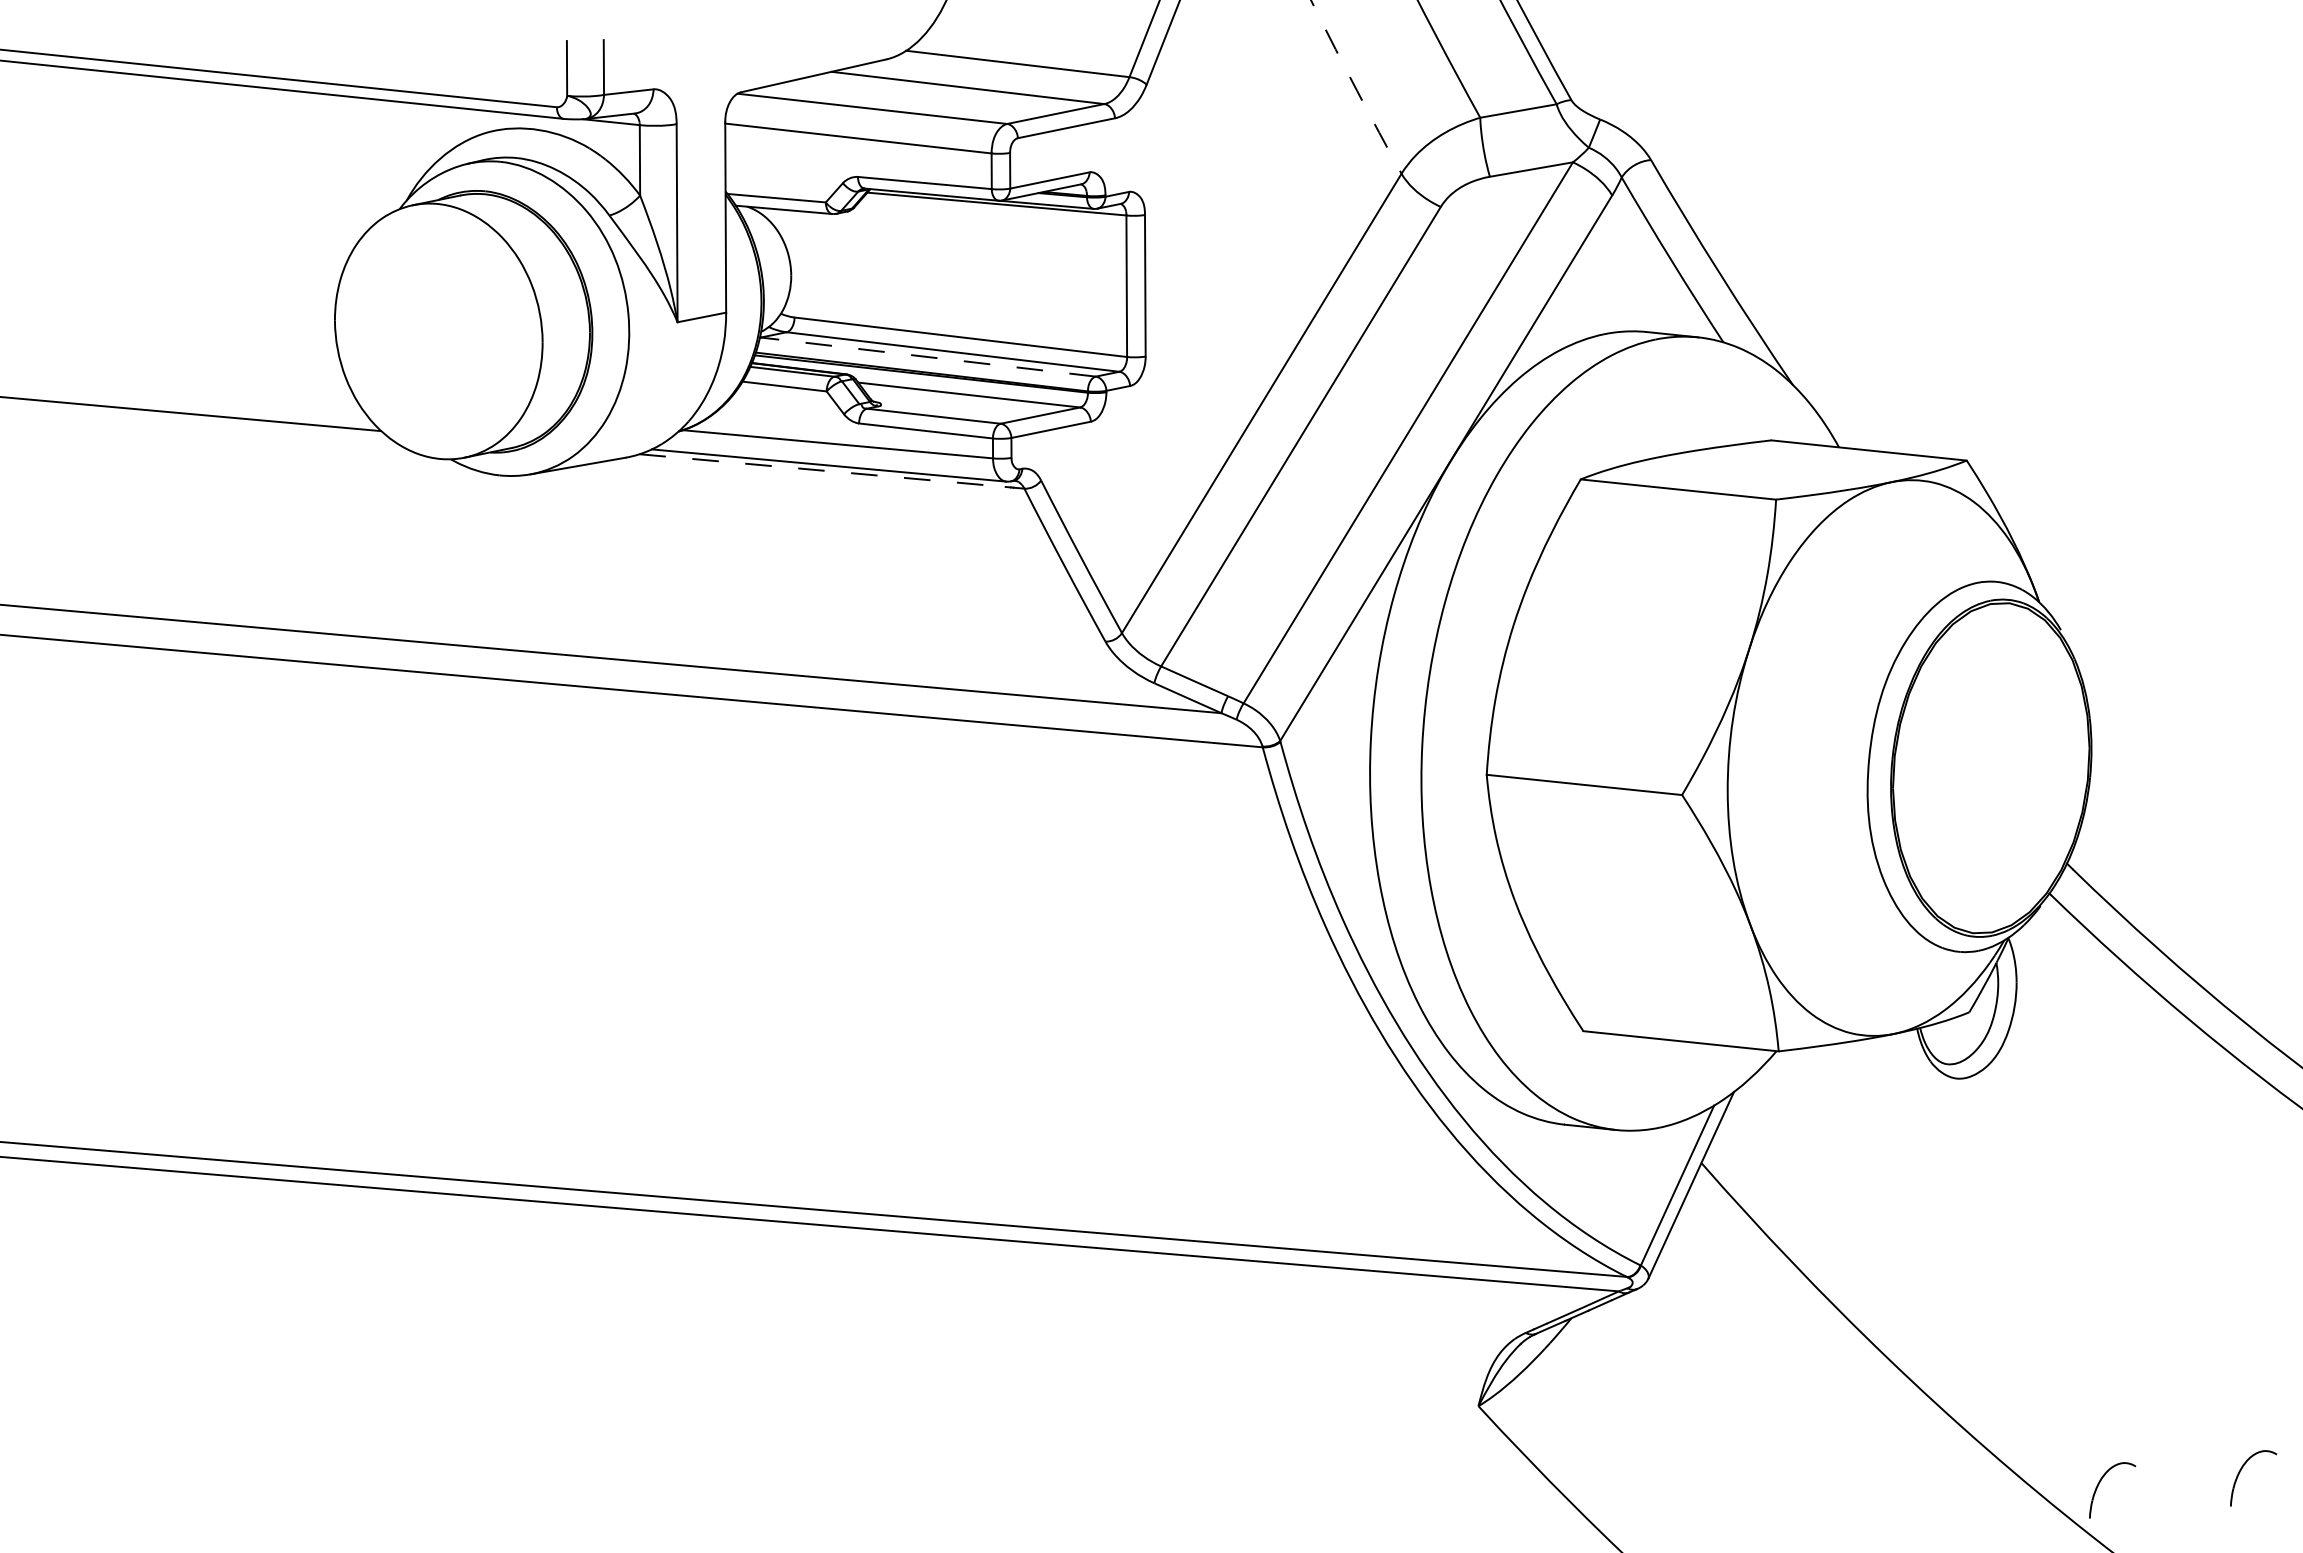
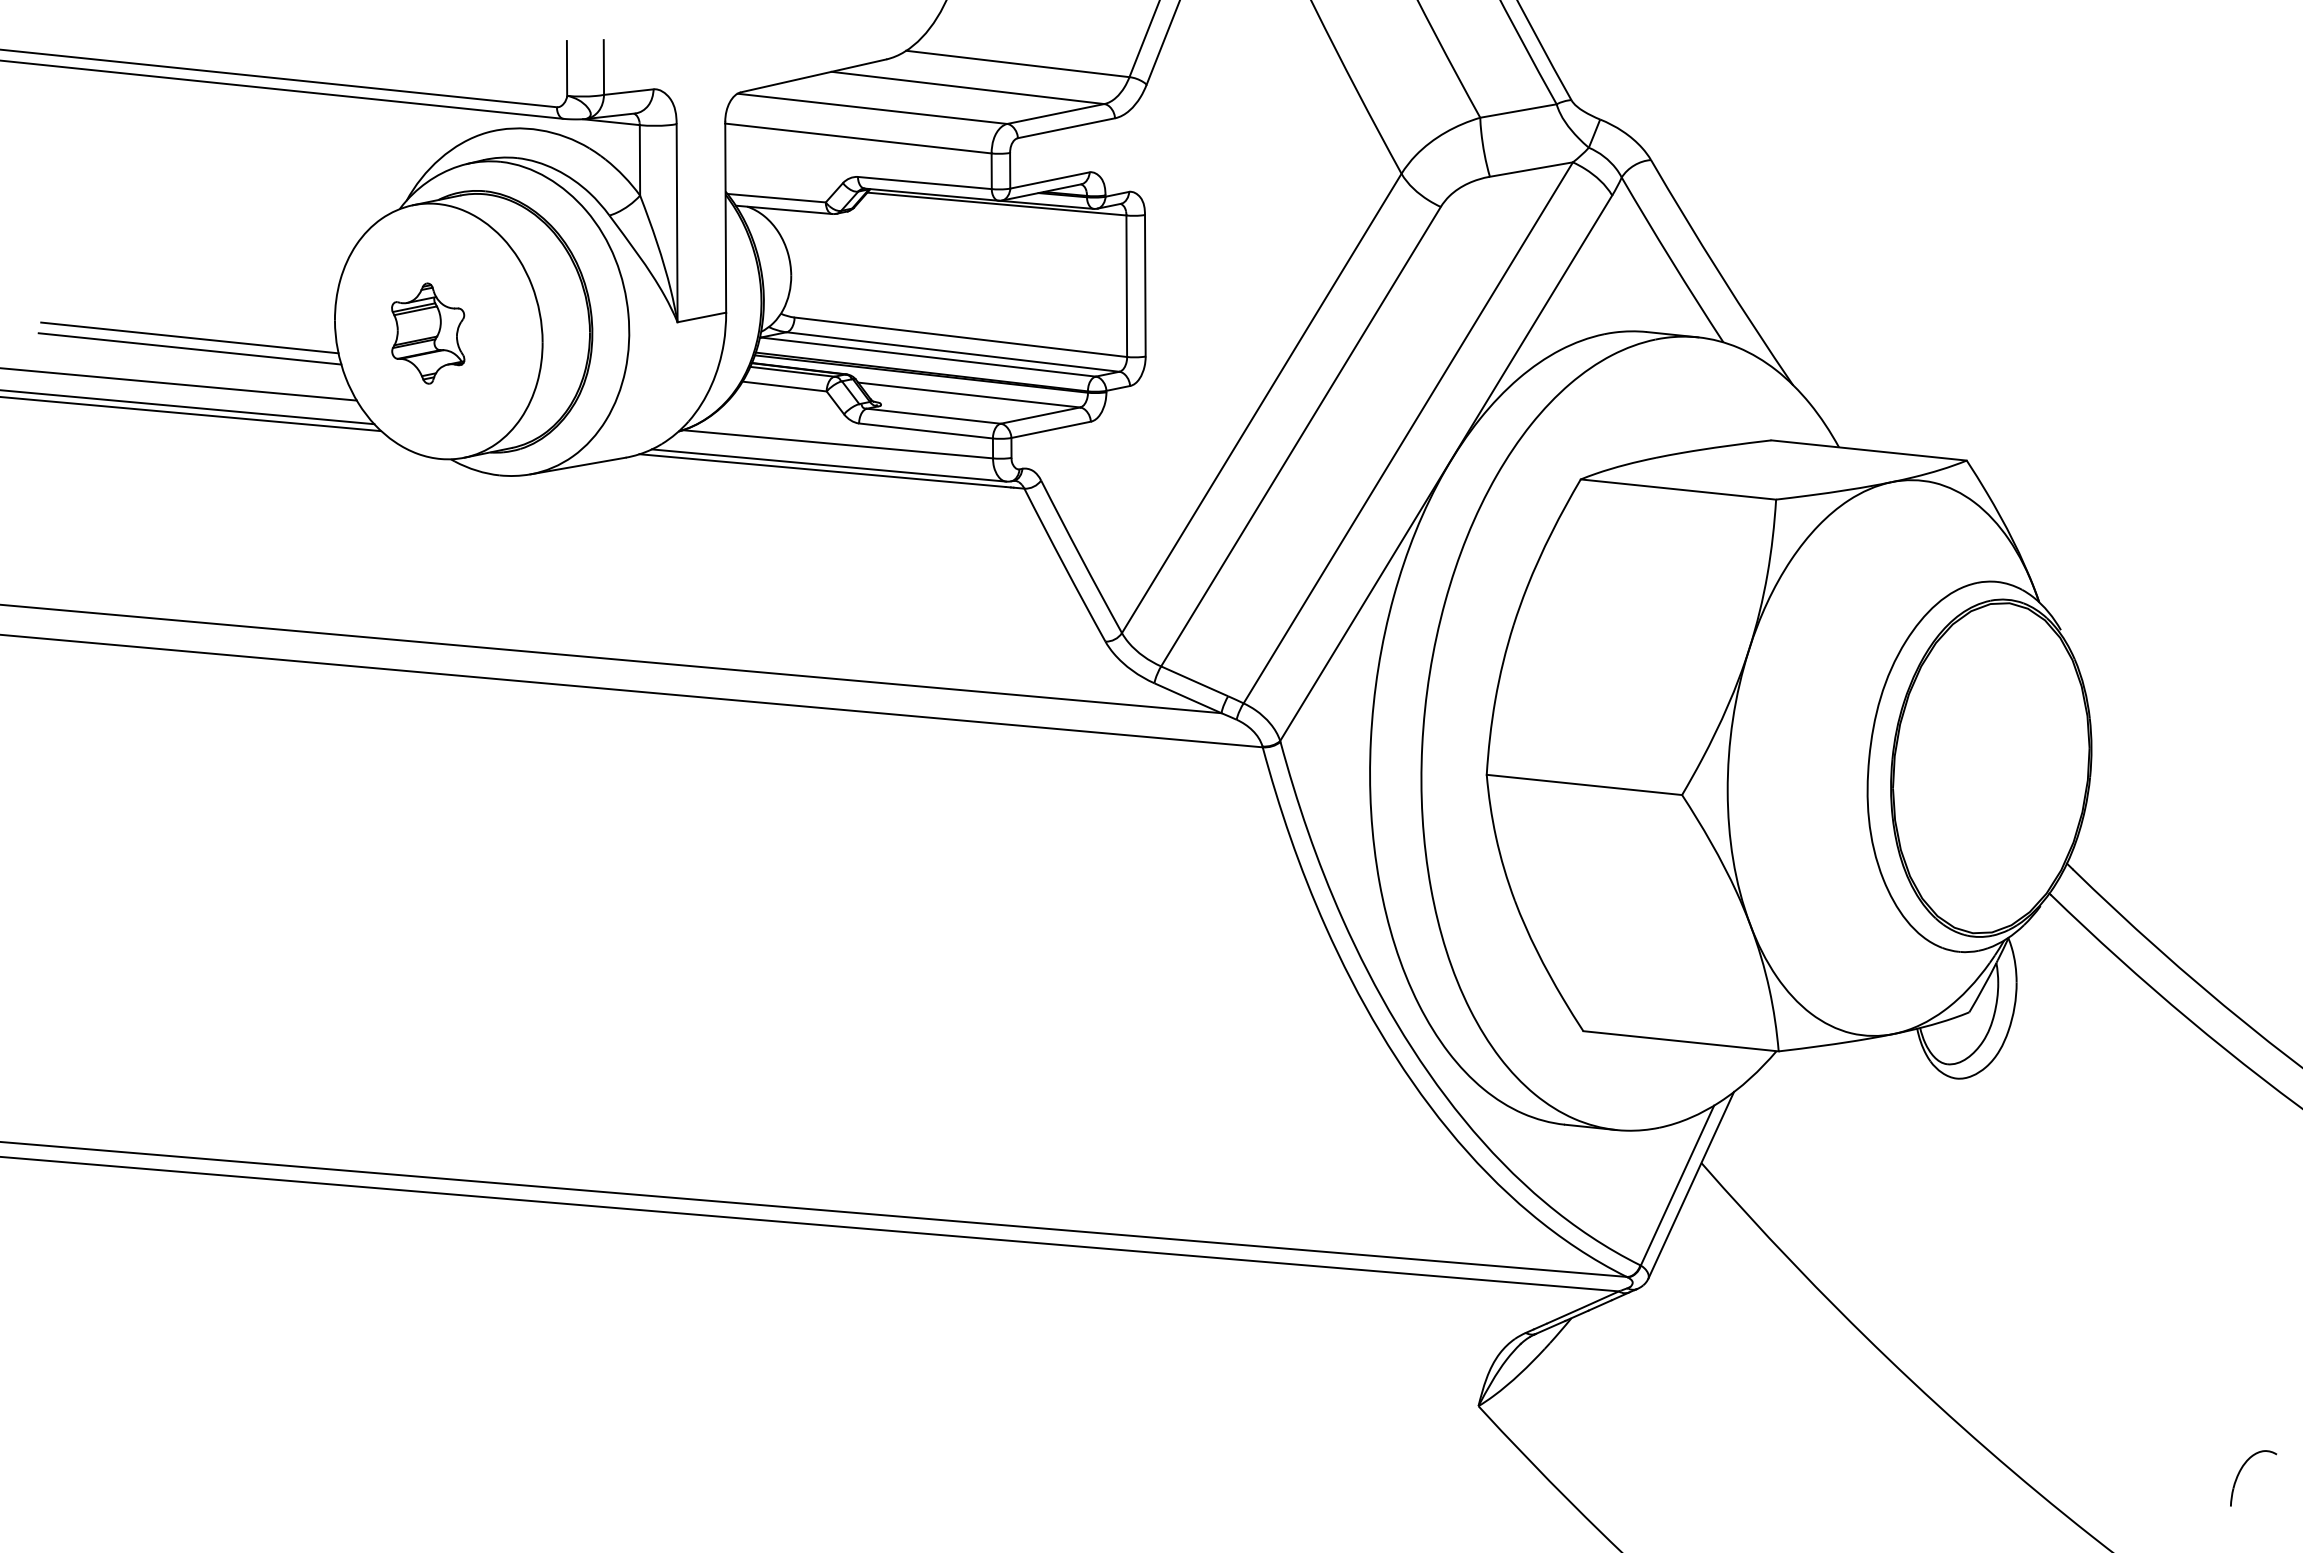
arc: dashed -> solid (1355, 87)
part: none -> present (428, 333)
line: none -> present (189, 337)
line: none -> present (189, 348)
line: dashed -> solid (928, 357)
line: none -> present (179, 384)
line: none -> present (188, 407)
line: dashed -> solid (822, 470)
part: present -> none (2099, 1484)
